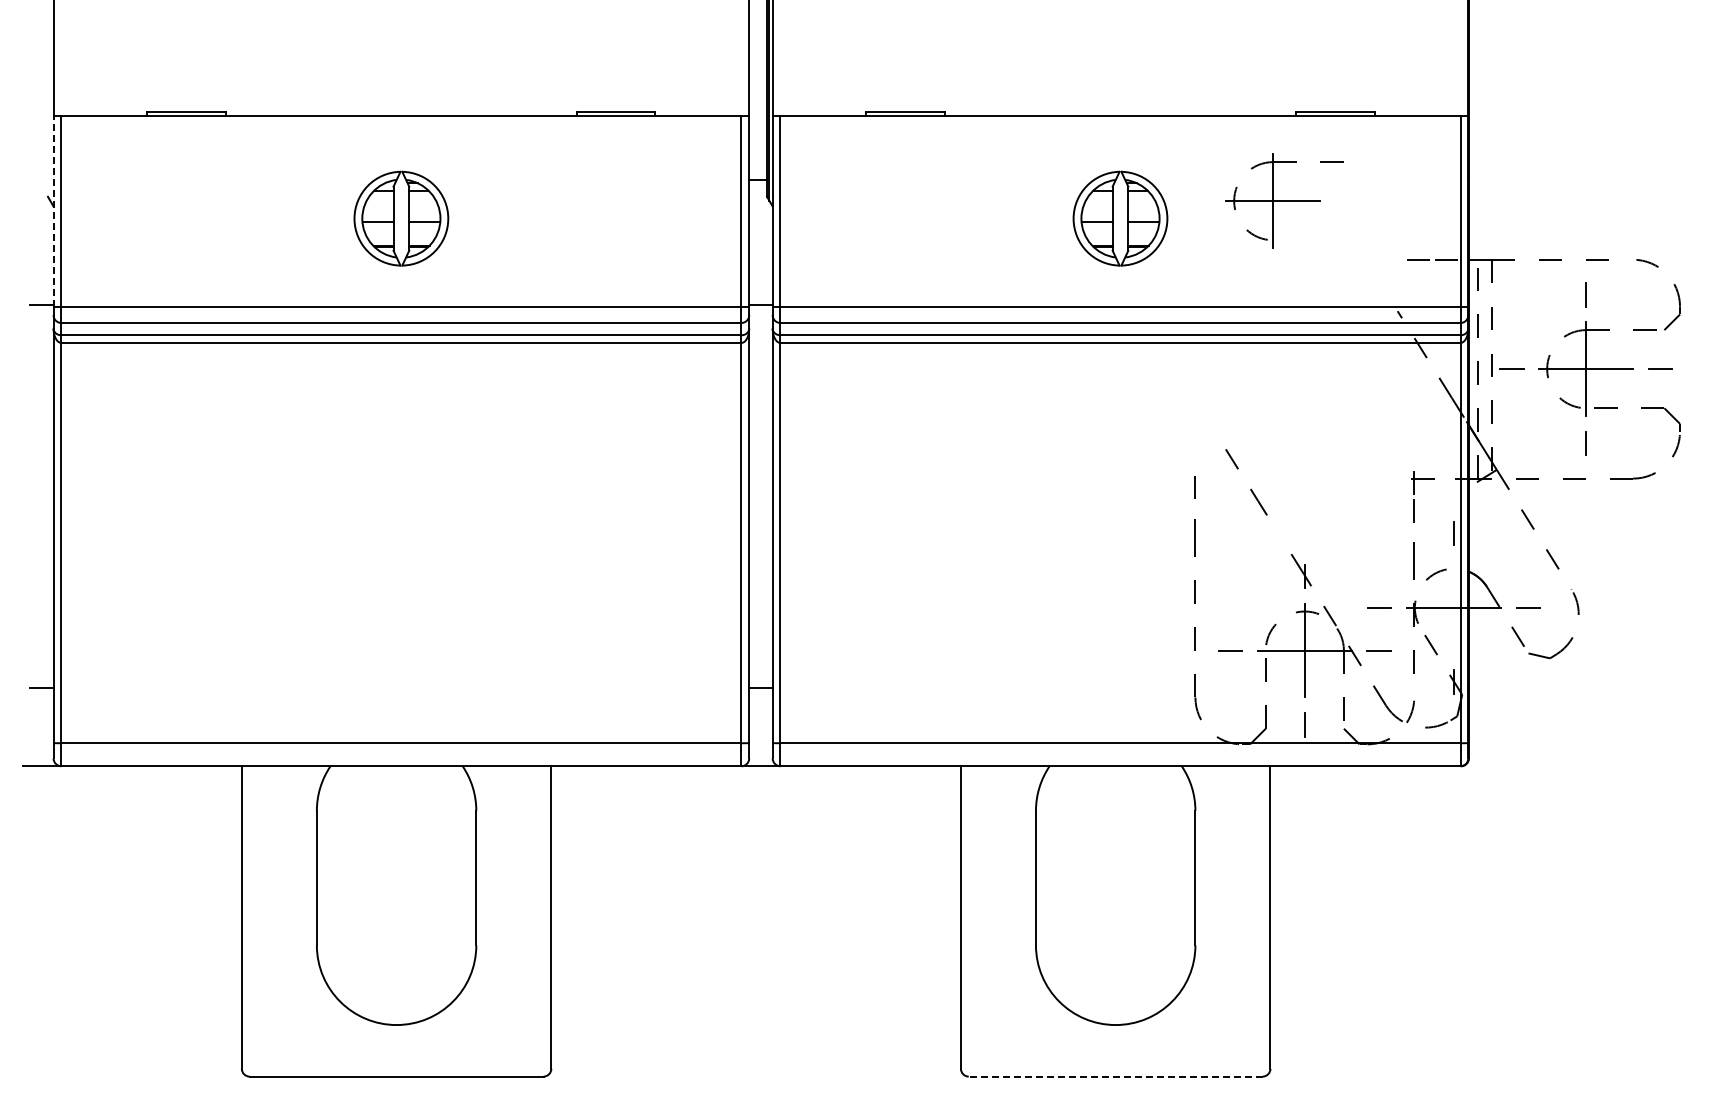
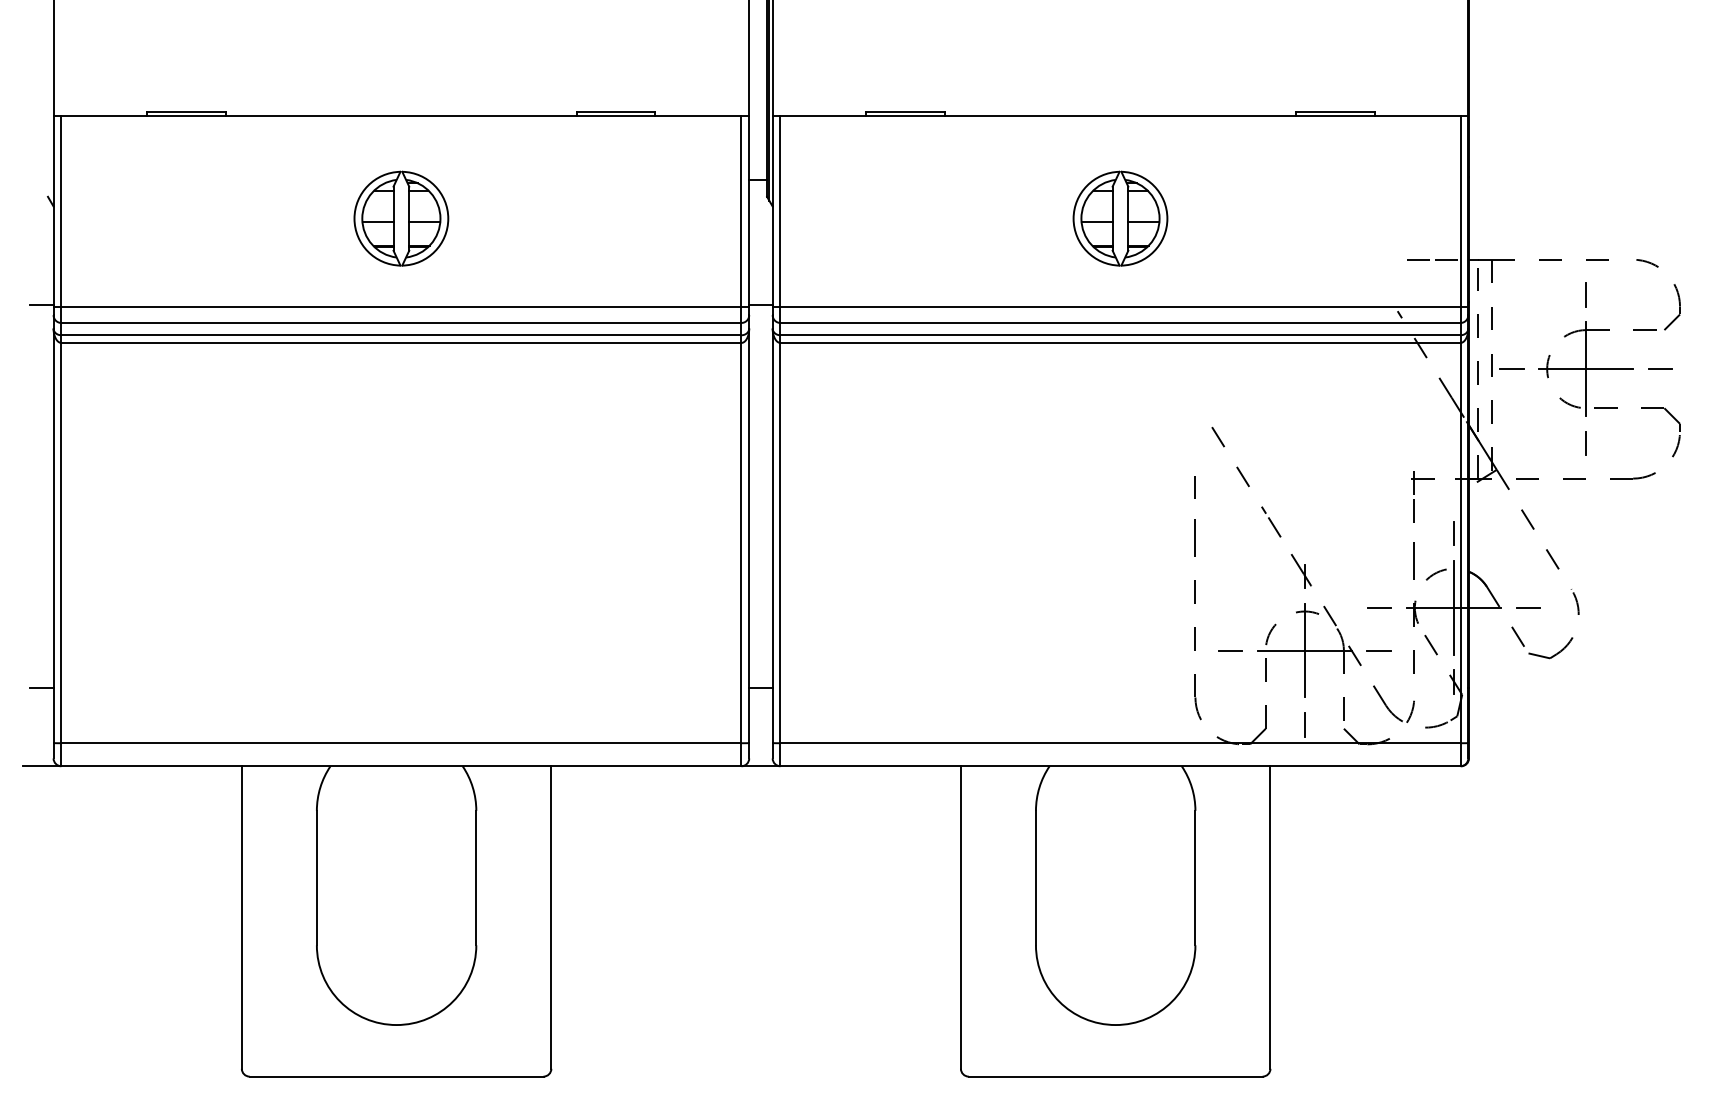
part: present -> none (1284, 200)
line: dashed -> solid (53, 211)
part size: 43x67 px -> 71x111 px (1246, 482)
line: none -> present (1453, 607)
line: dashed -> solid (1115, 1076)
